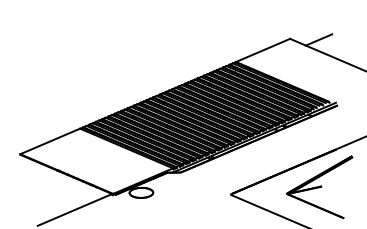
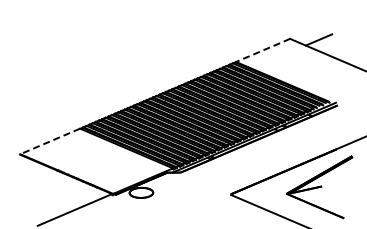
line: solid -> dashed (262, 50)
line: solid -> dashed (50, 141)
